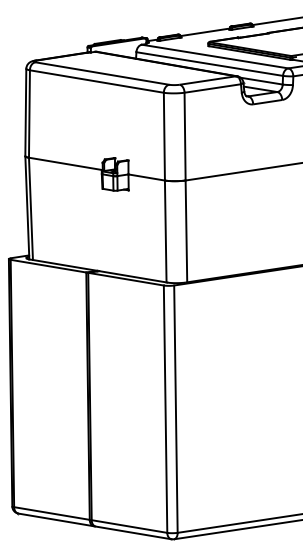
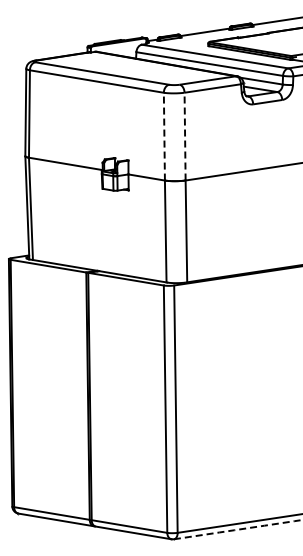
line: solid -> dashed (164, 136)
line: solid -> dashed (185, 136)
arc: solid -> dashed (238, 529)
